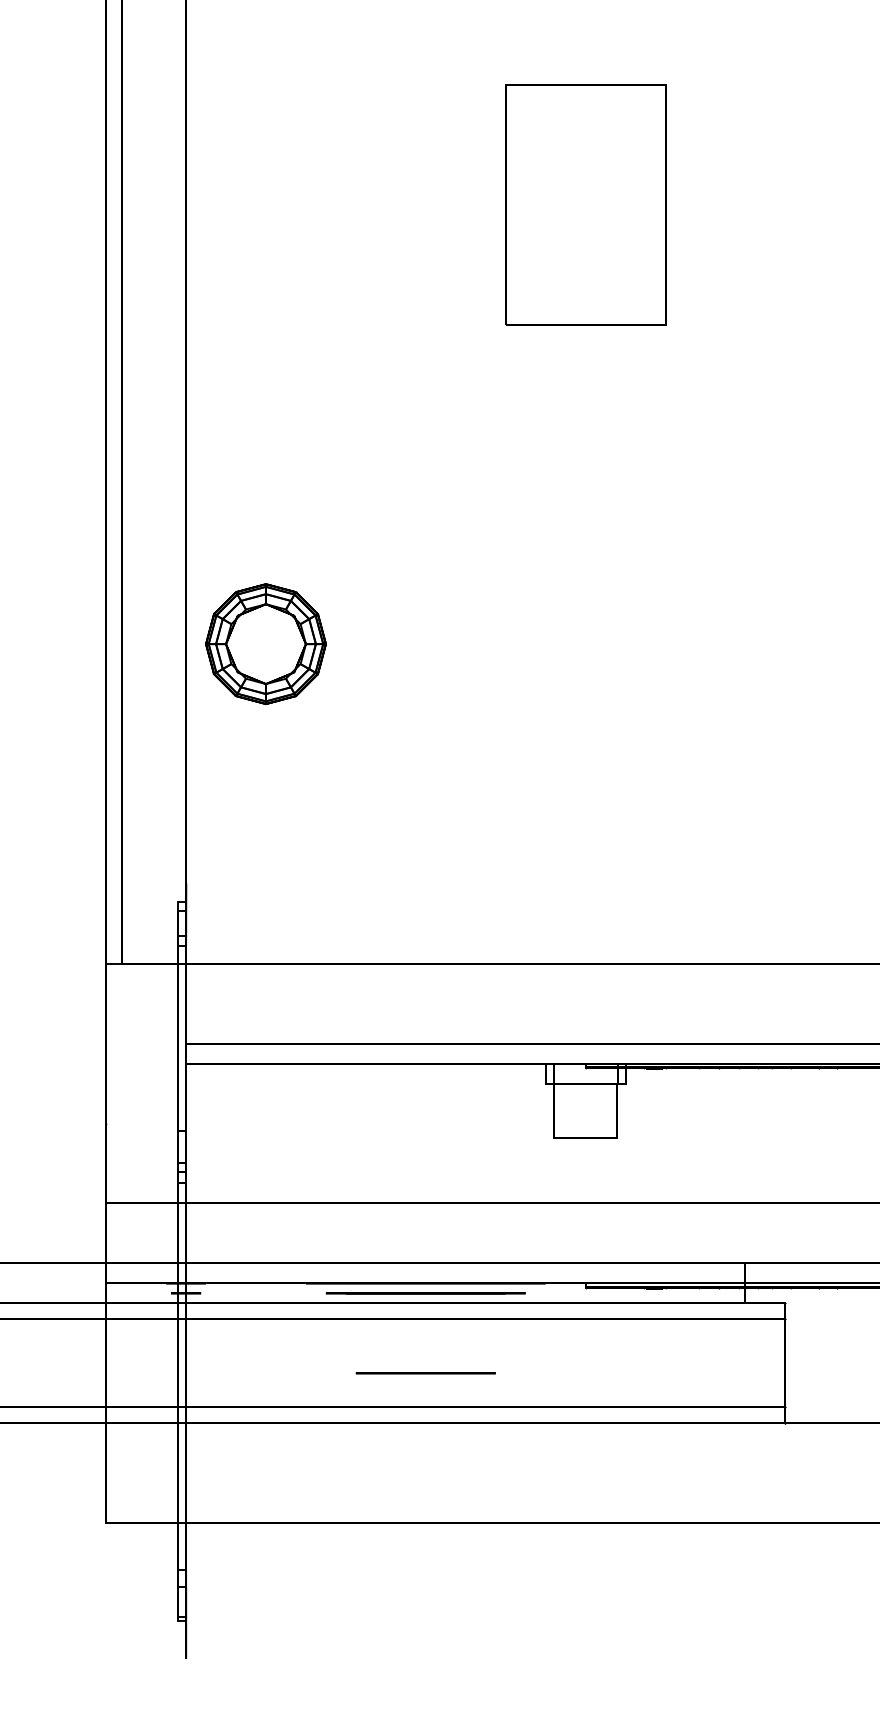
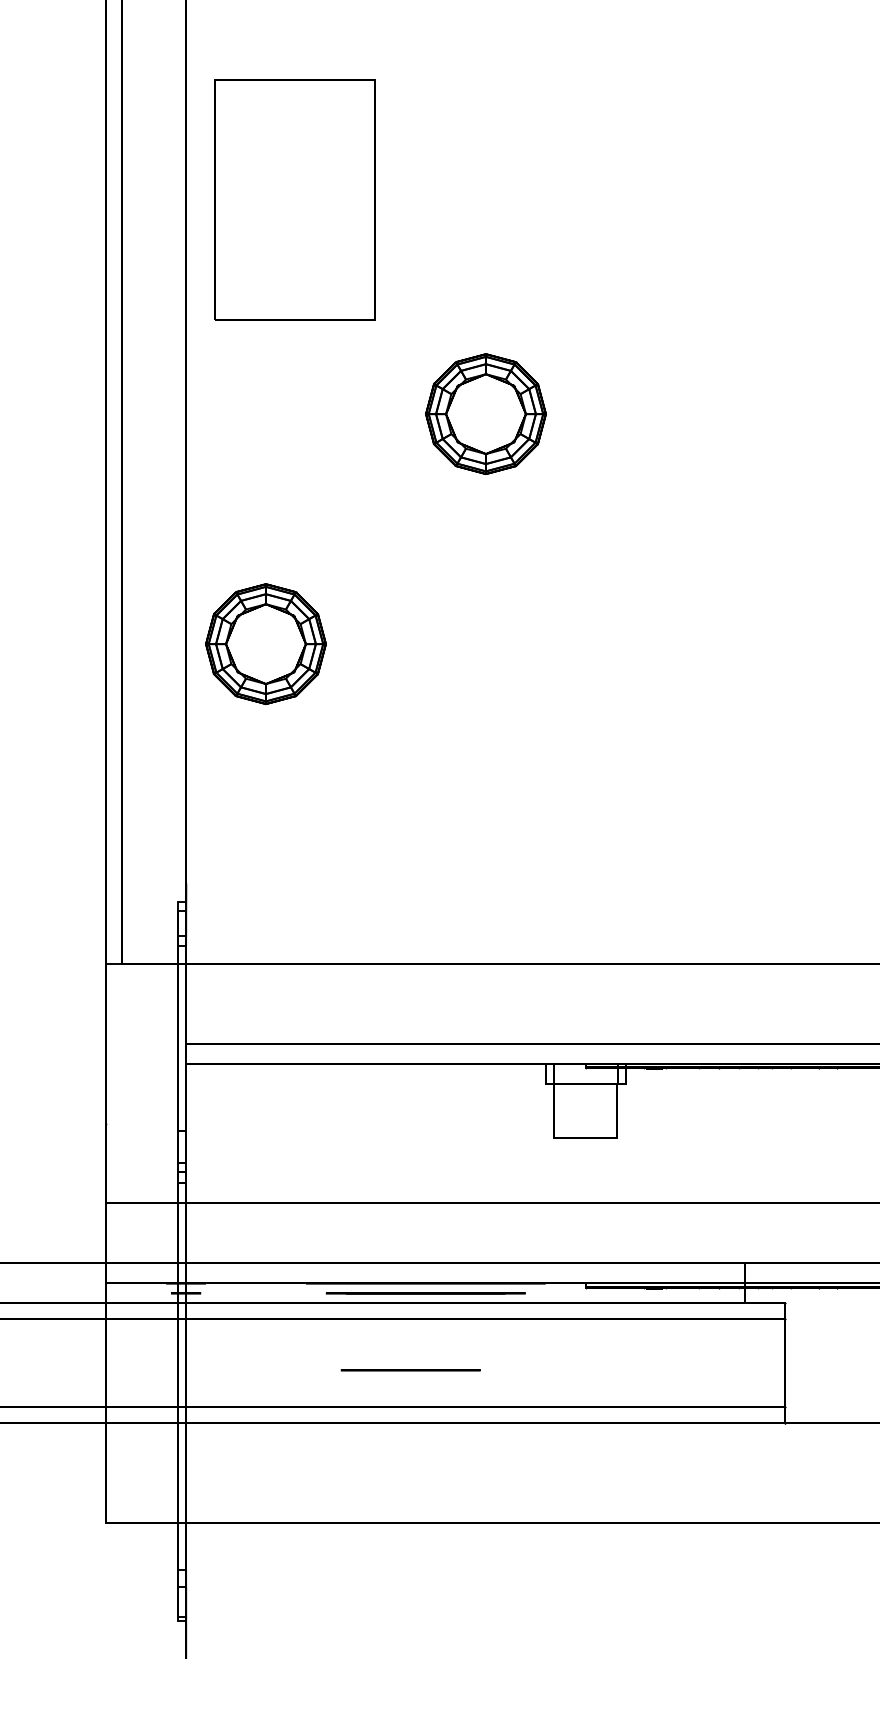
part position: (585, 204) -> (294, 199) (294, 199)
part: none -> present (485, 414)
circle position: (425, 1373) -> (410, 1370) (410, 1370)
